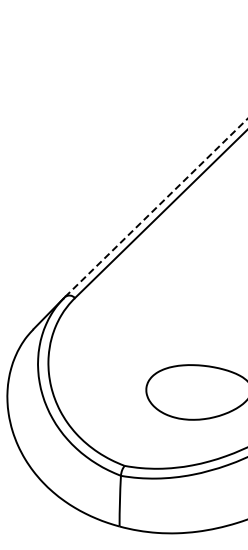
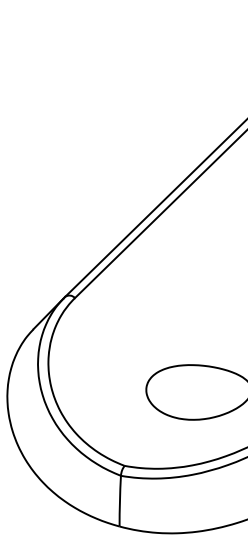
line: dashed -> solid (156, 207)
